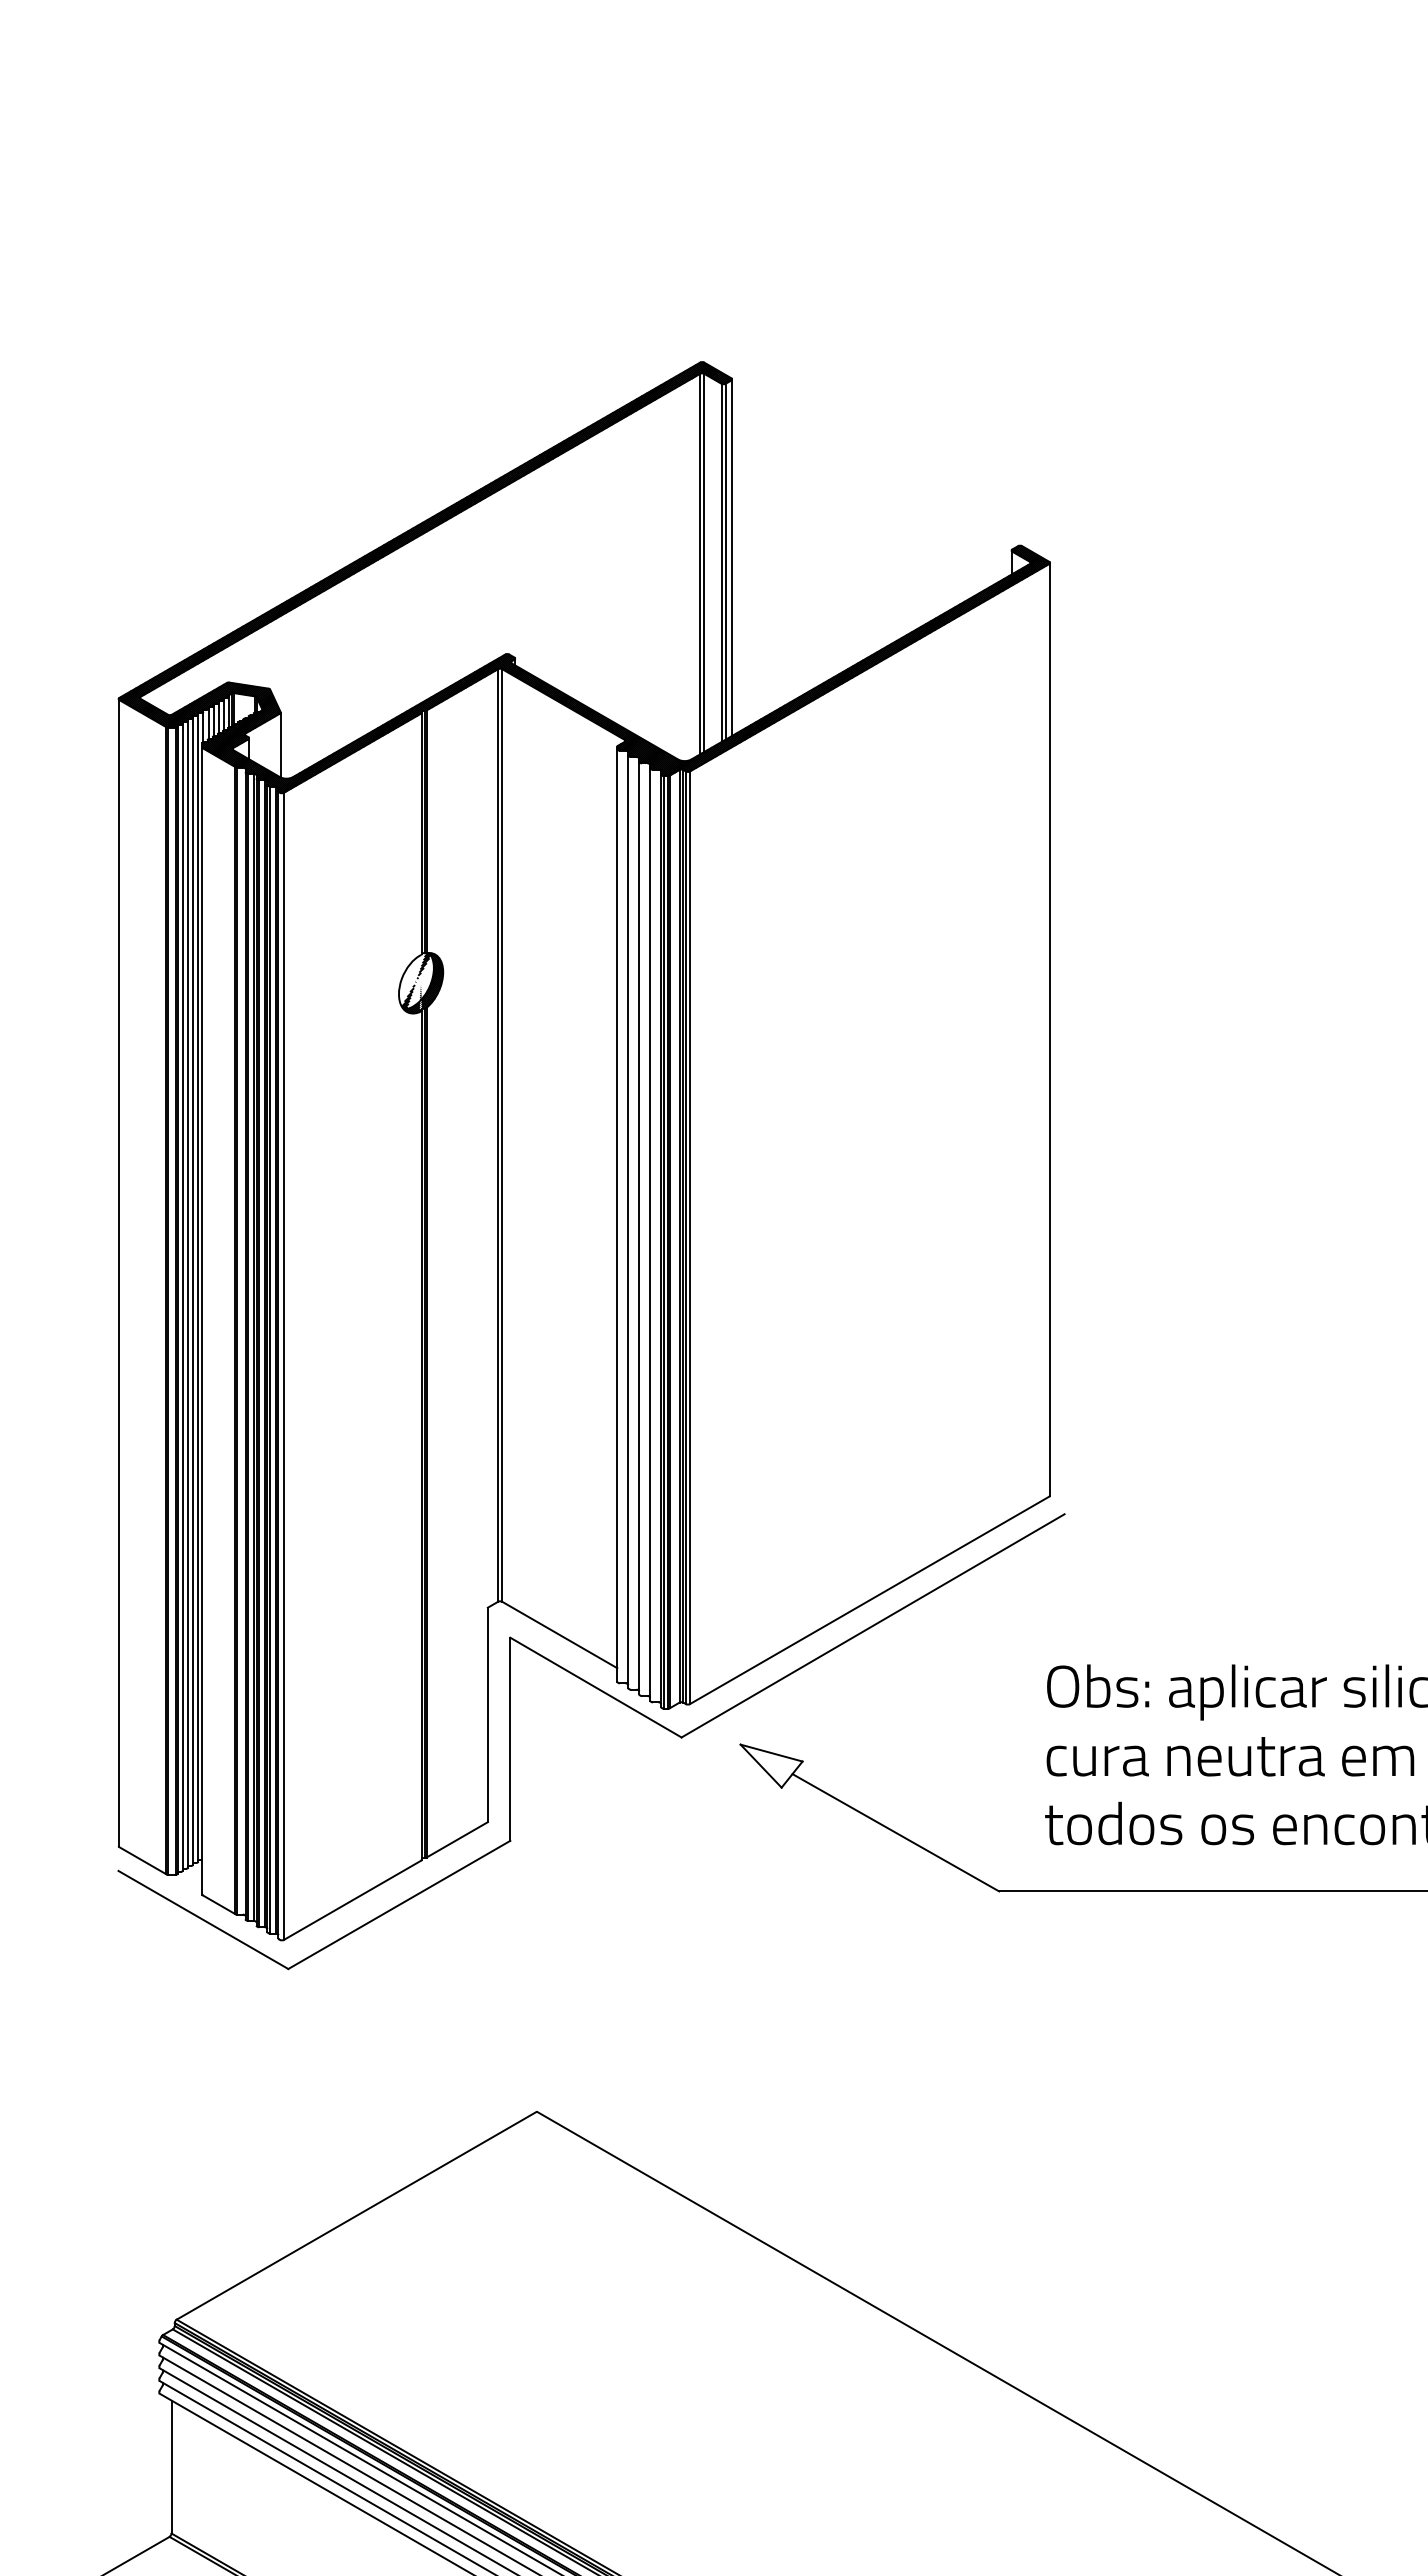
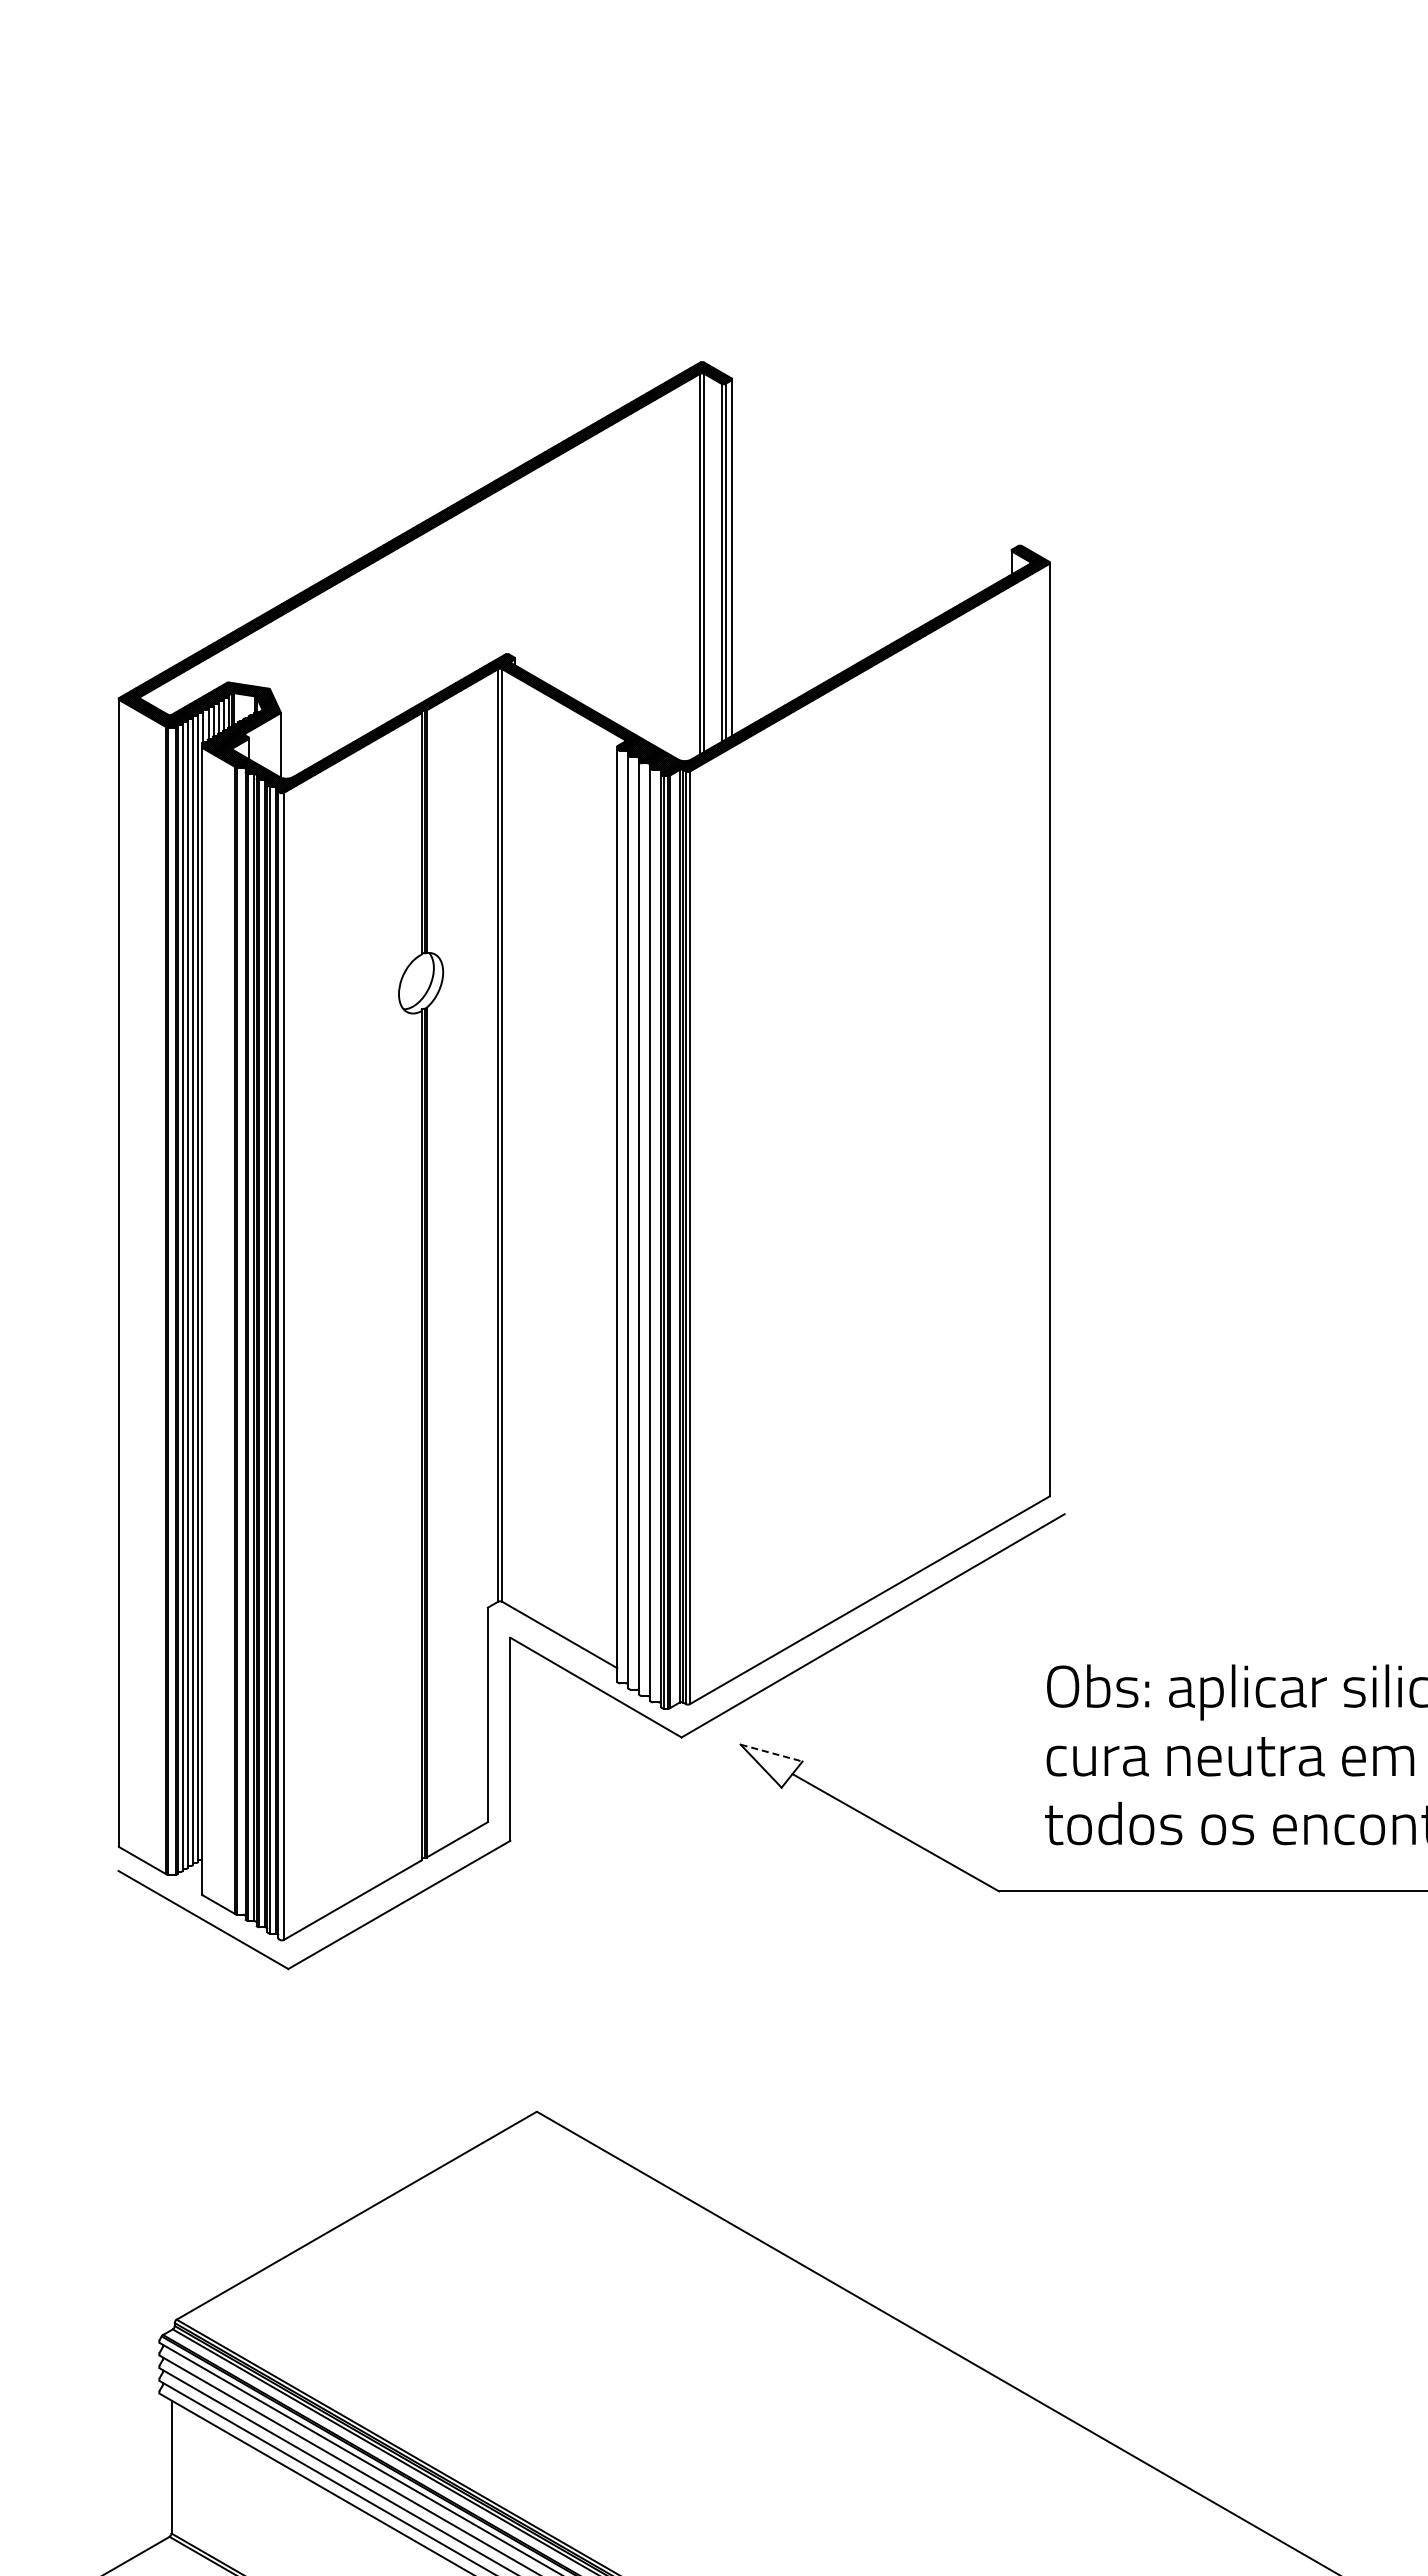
hatch: present -> none (422, 982)
line: solid -> dashed (772, 1753)
